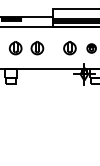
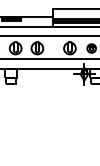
line: none -> present (49, 36)
line: none -> present (49, 58)
